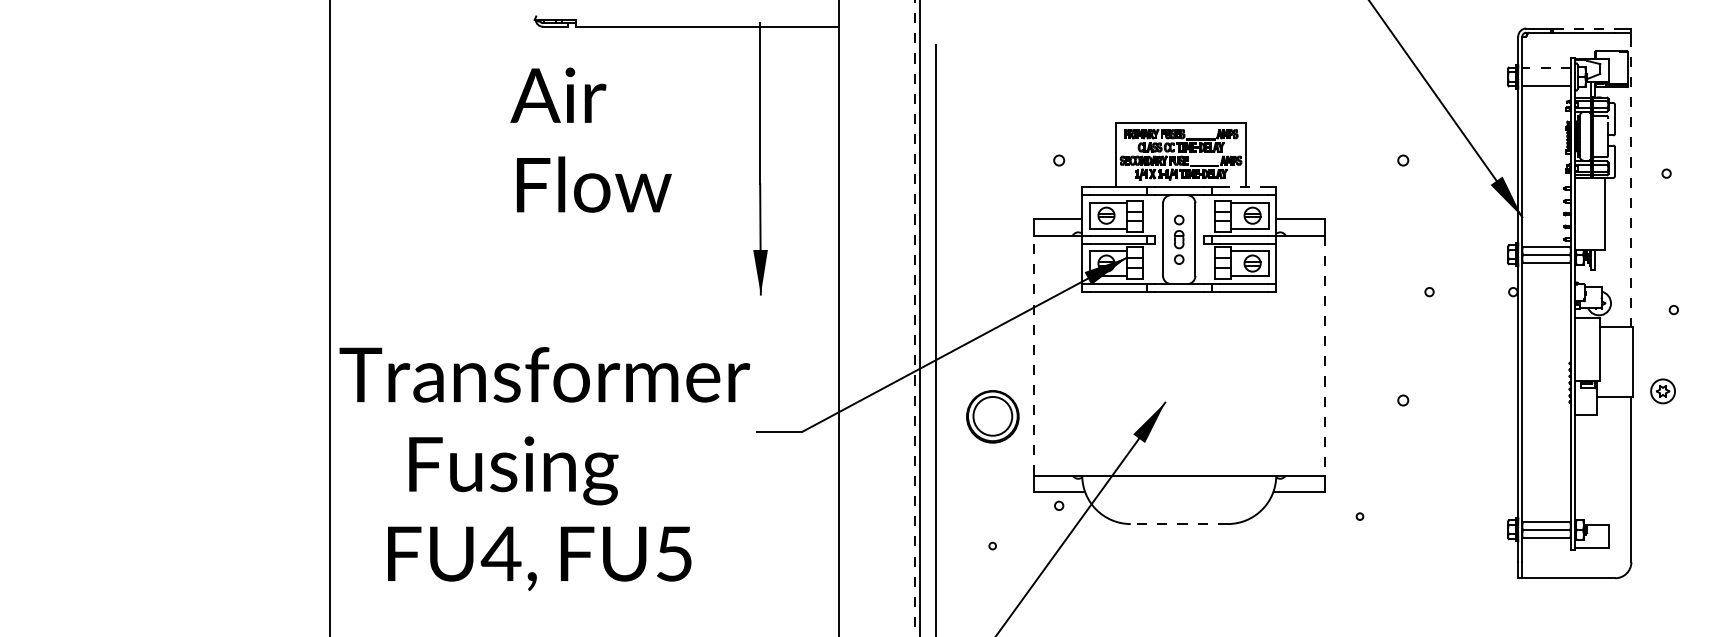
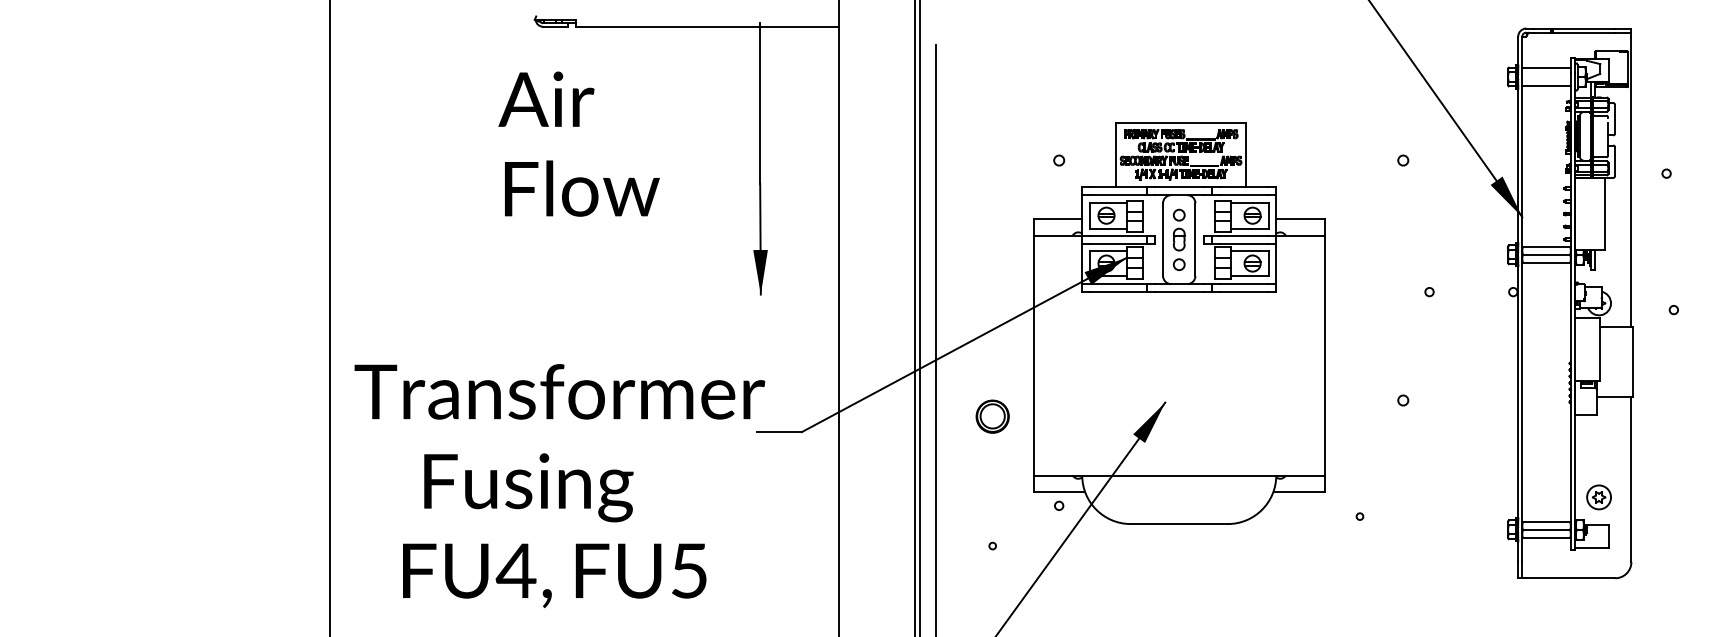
line: dashed -> solid (1584, 28)
line: dashed -> solid (1546, 67)
text position: (590, 139) -> (578, 143) (578, 143)
line: dashed -> solid (1631, 182)
line: dashed -> solid (1244, 187)
part size: 11x51 px -> 14x63 px (1178, 239)
line: dashed -> solid (914, 318)
line: dashed -> solid (1033, 355)
line: dashed -> solid (1324, 355)
part position: (1662, 391) -> (1598, 497) (1598, 497)
part size: 54x54 px -> 35x35 px (992, 416)
text position: (544, 468) -> (559, 485) (559, 485)
line: dashed -> solid (1179, 524)
